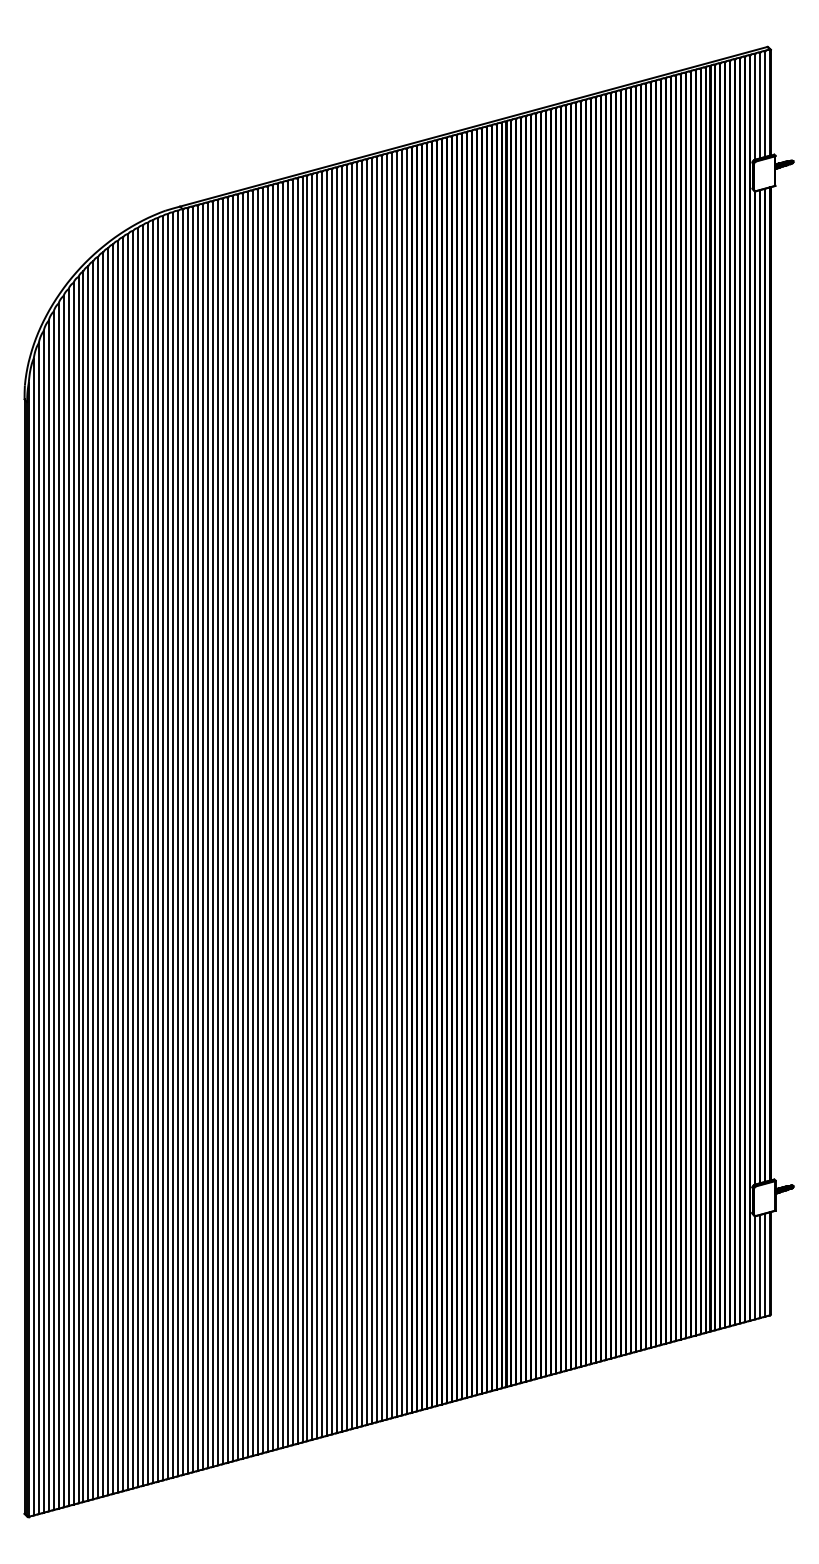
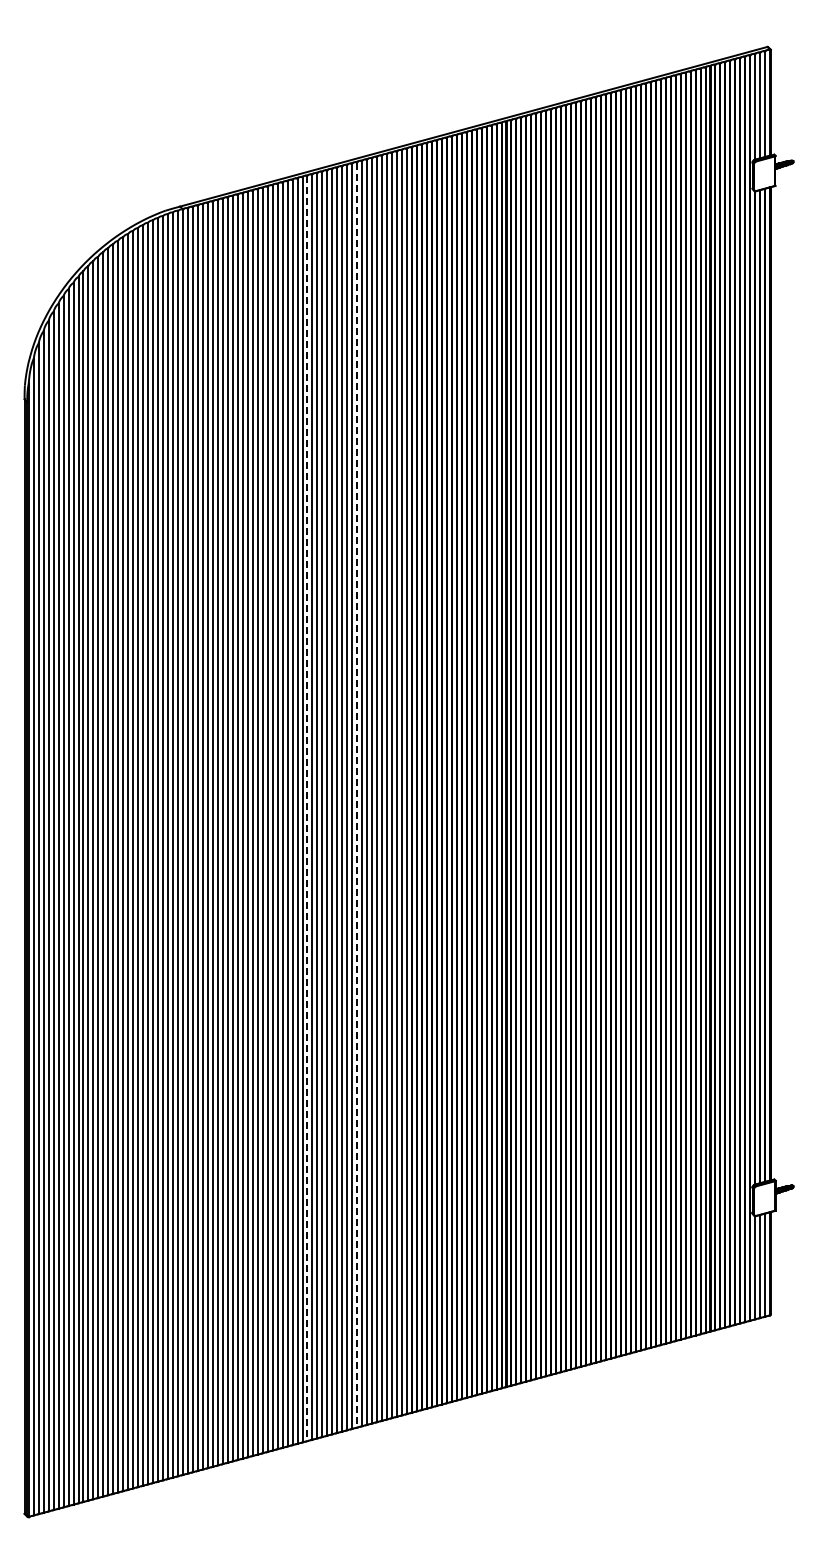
line: solid -> dashed (357, 795)
line: solid -> dashed (307, 809)
